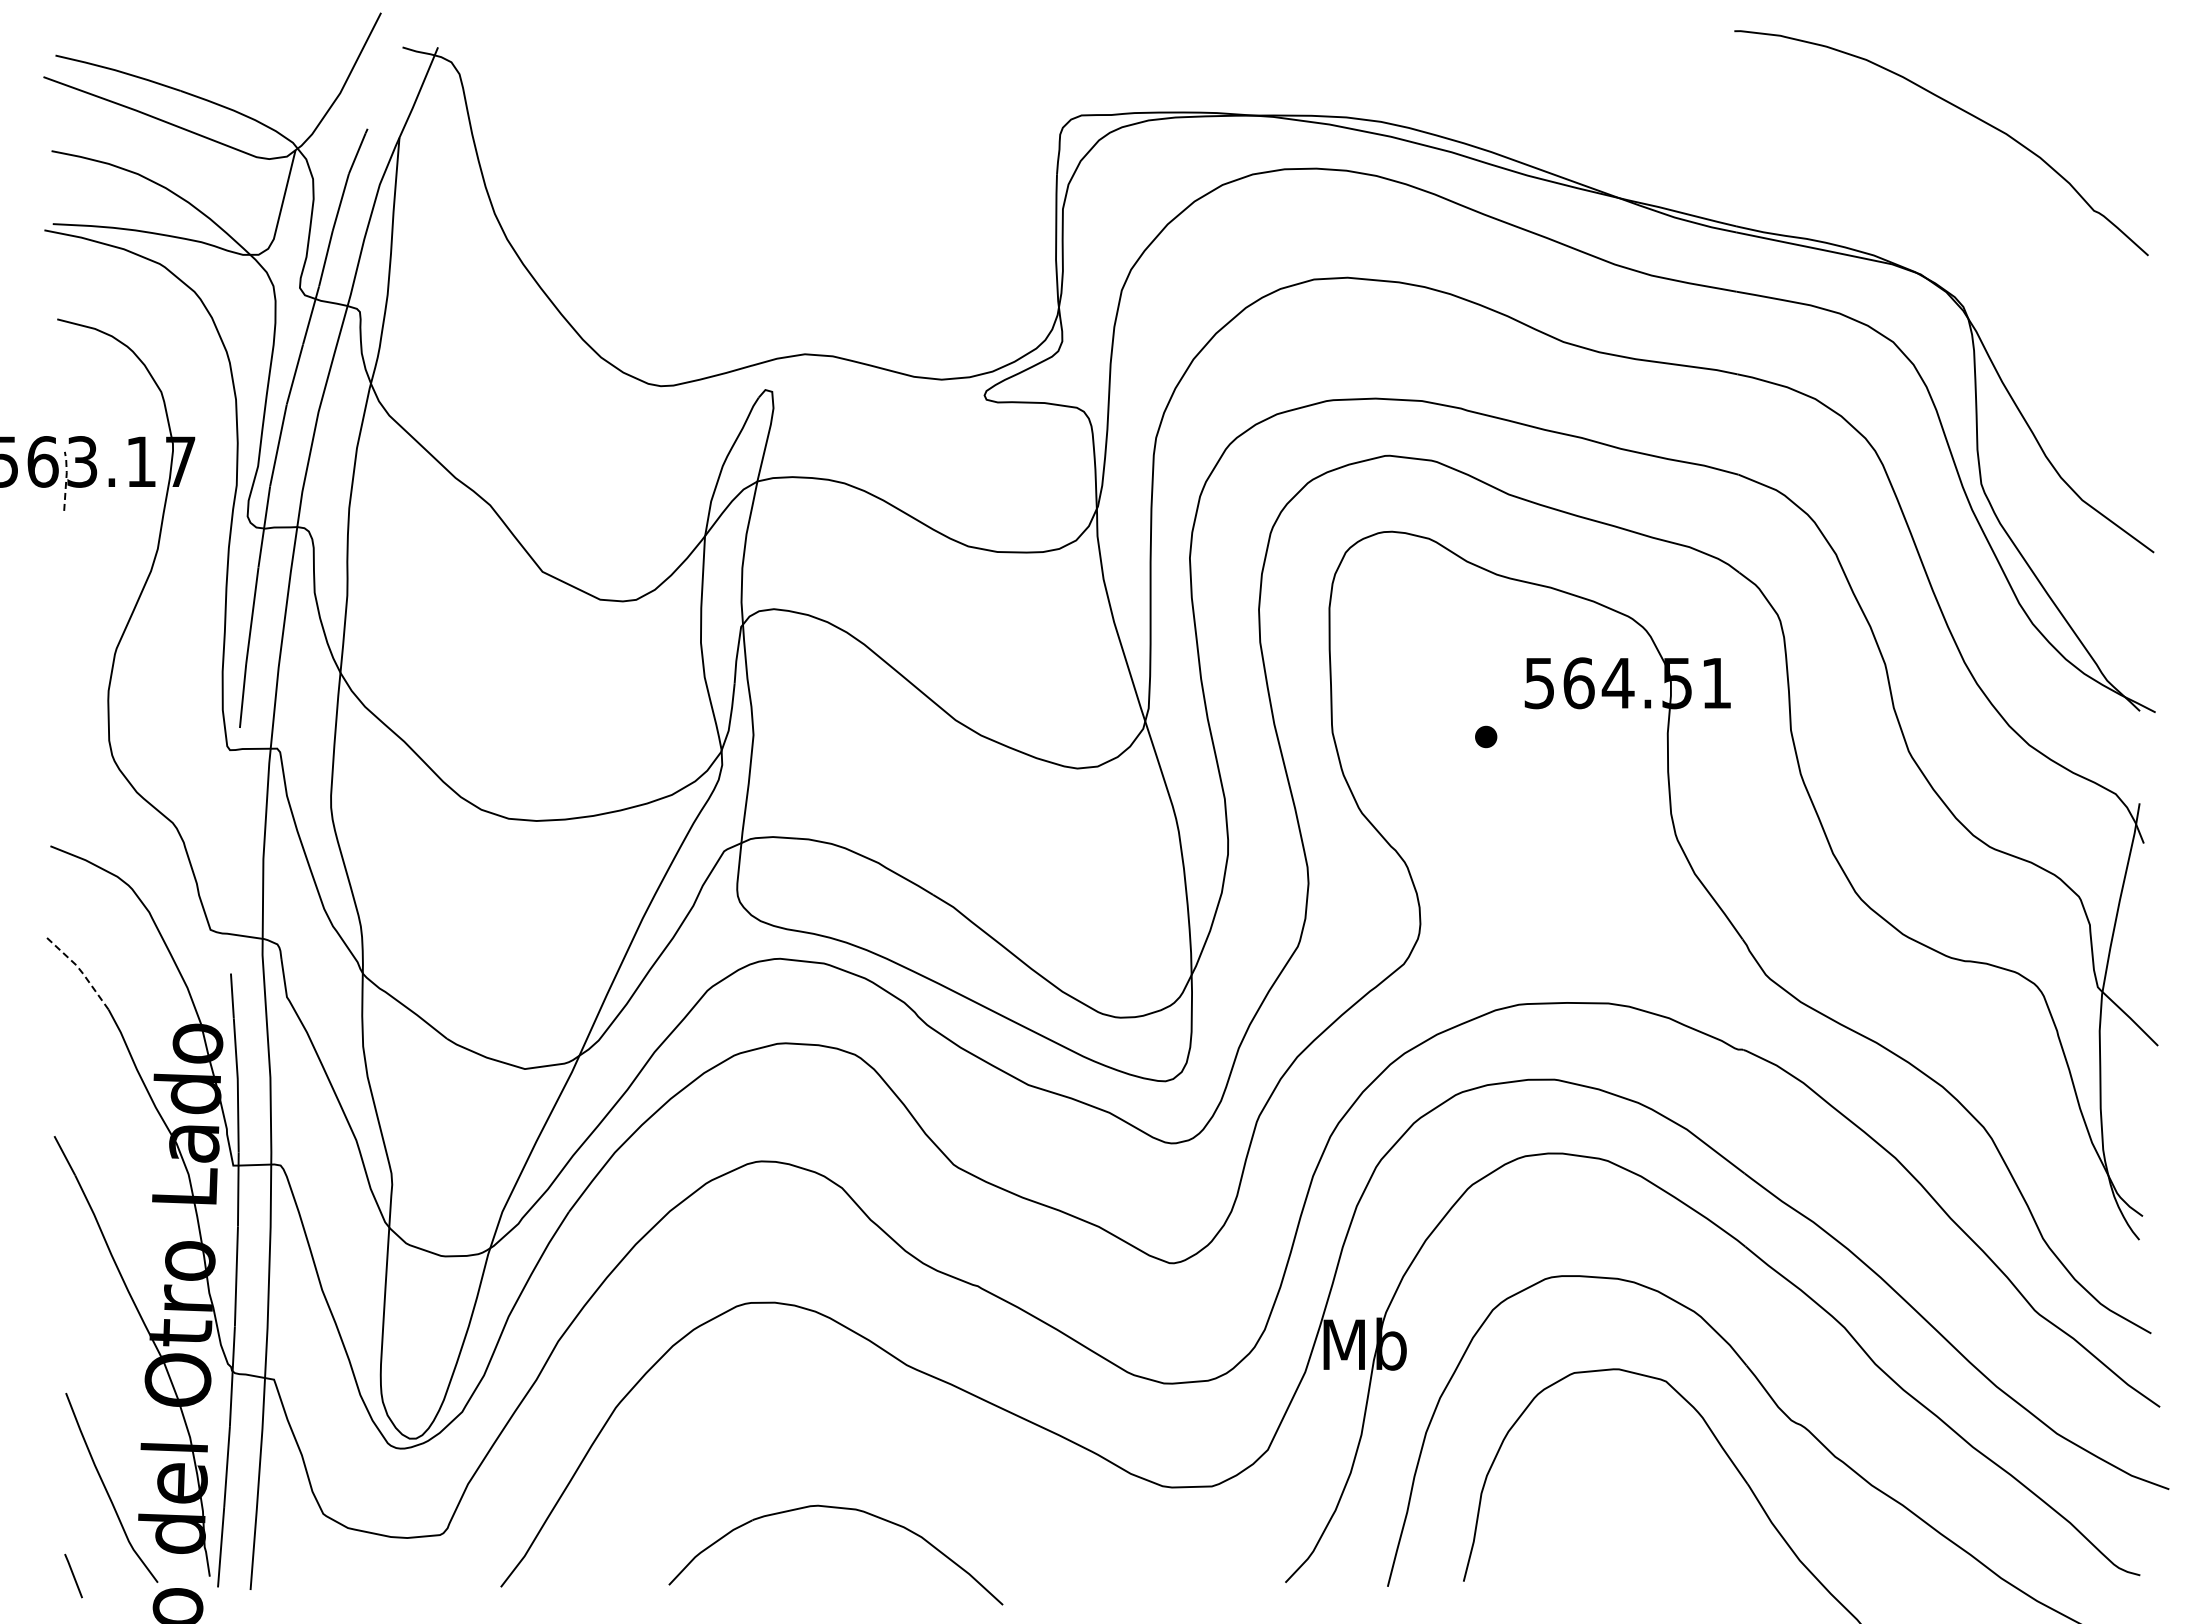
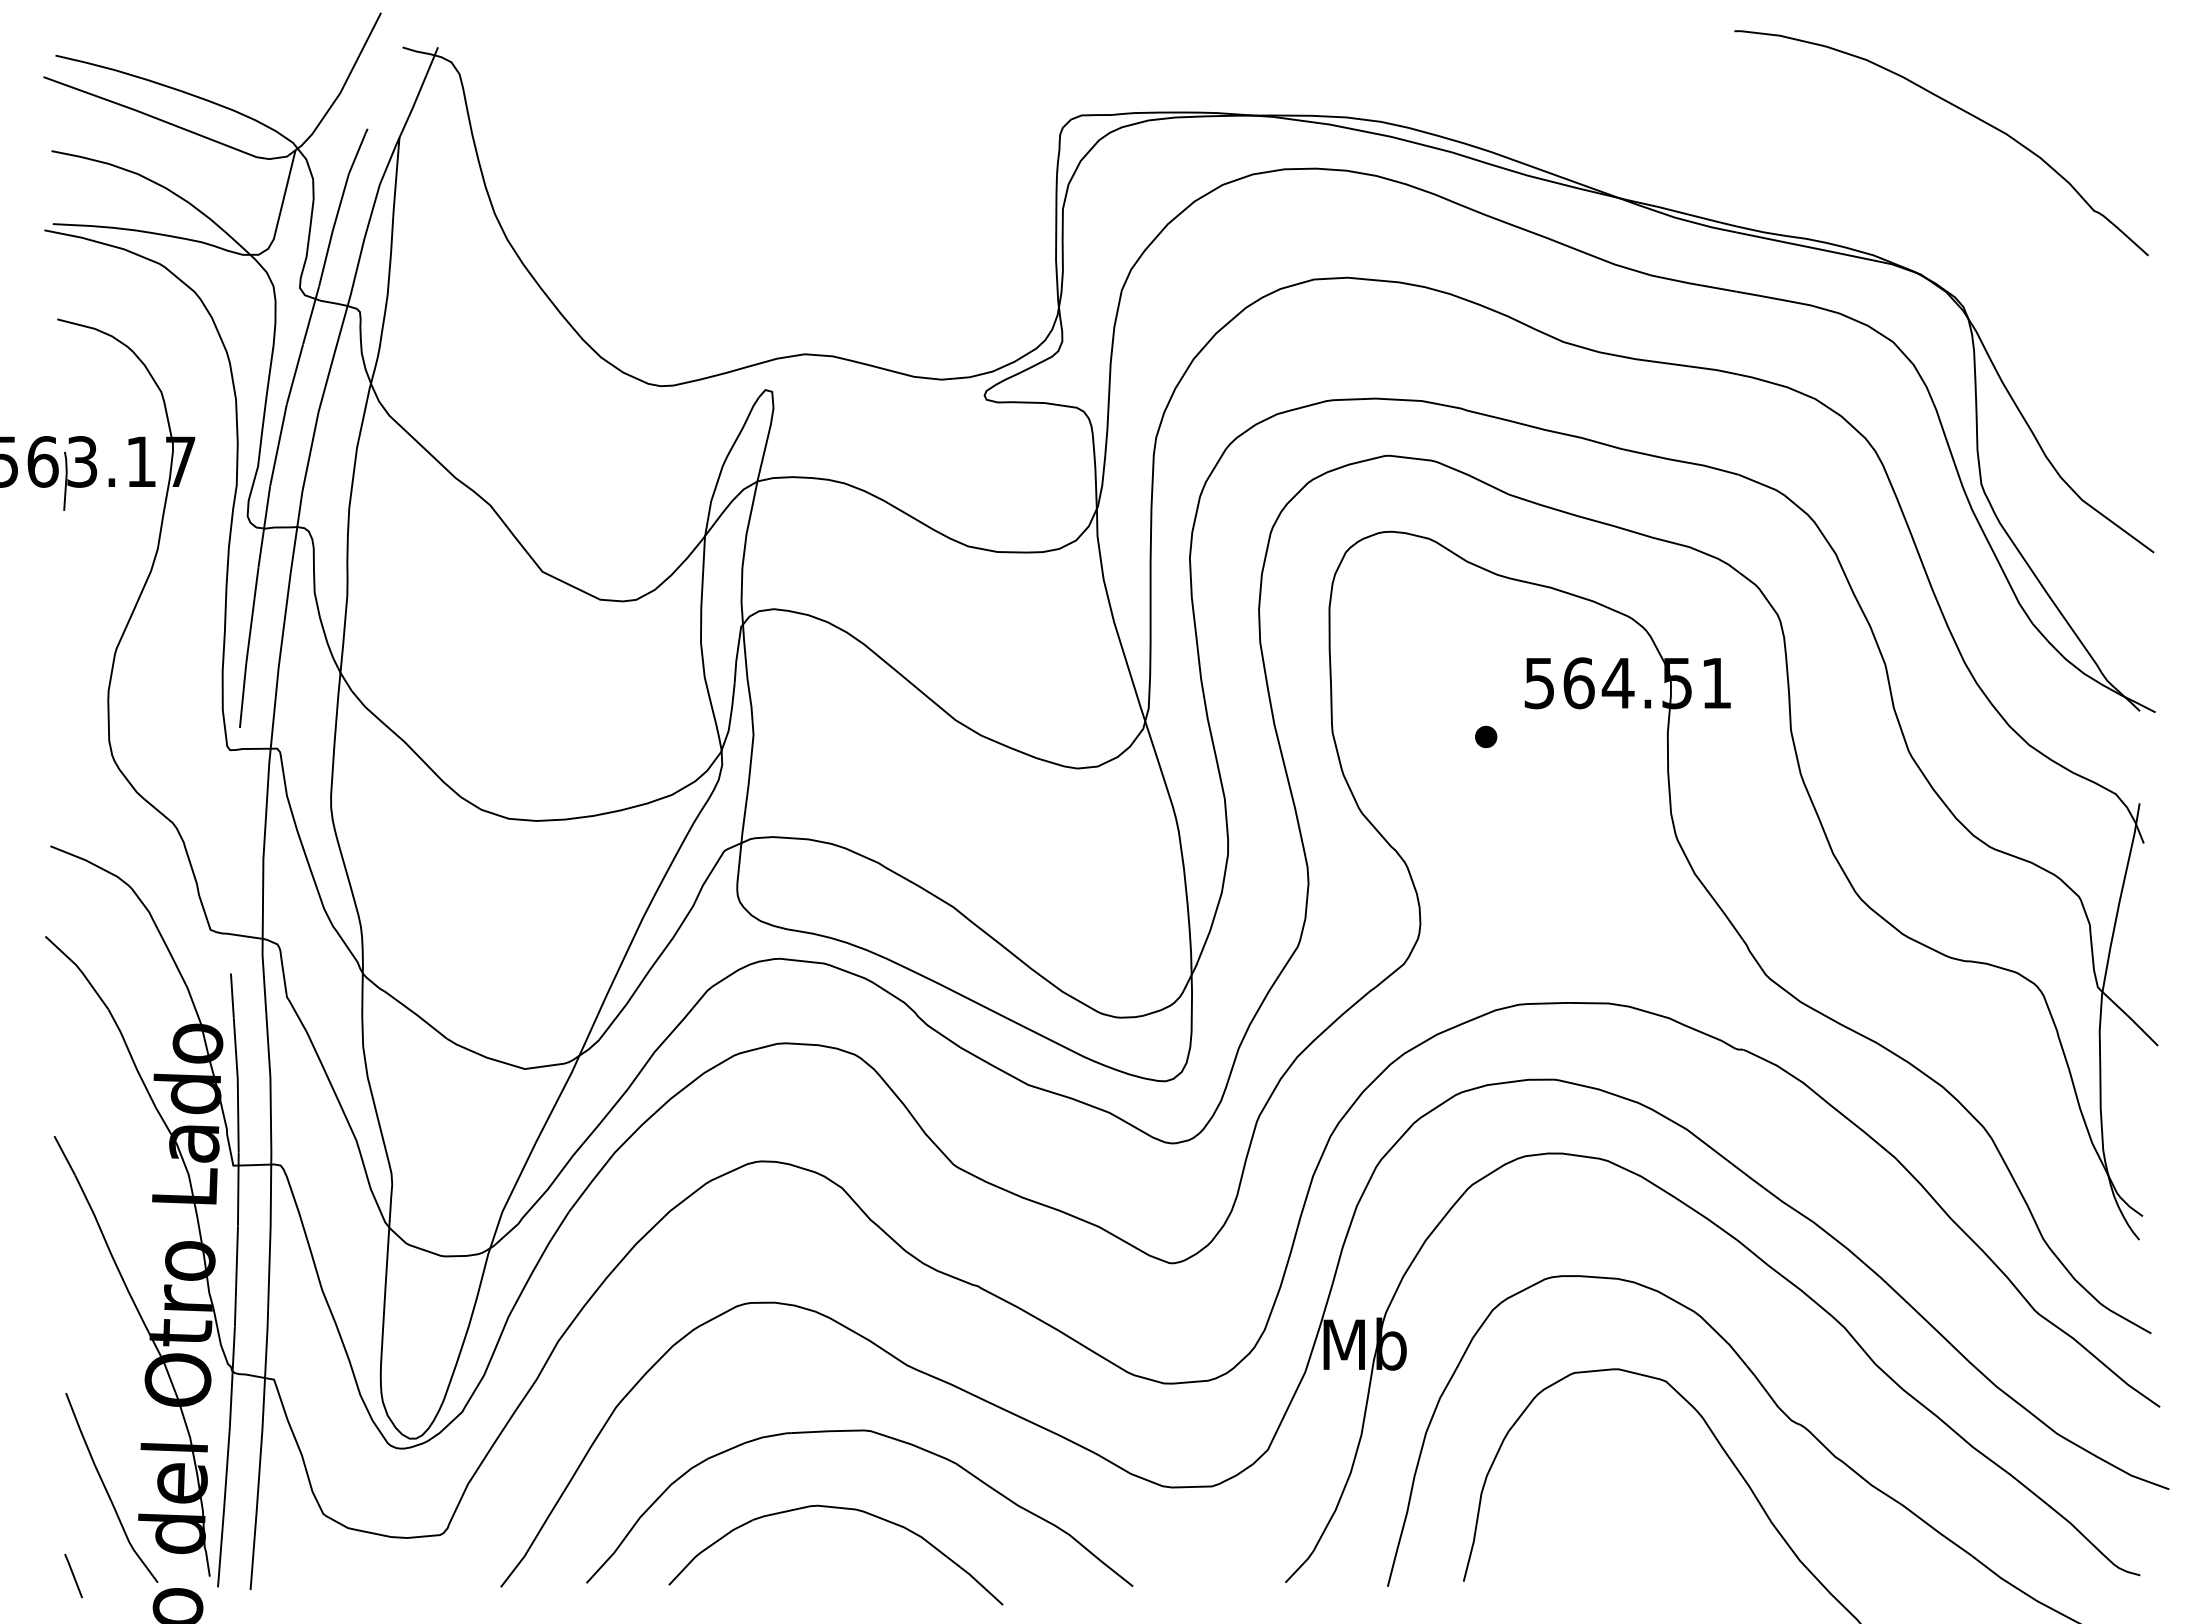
line: dashed -> solid (66, 479)
line: dashed -> solid (80, 970)
part: none -> present (883, 1436)
